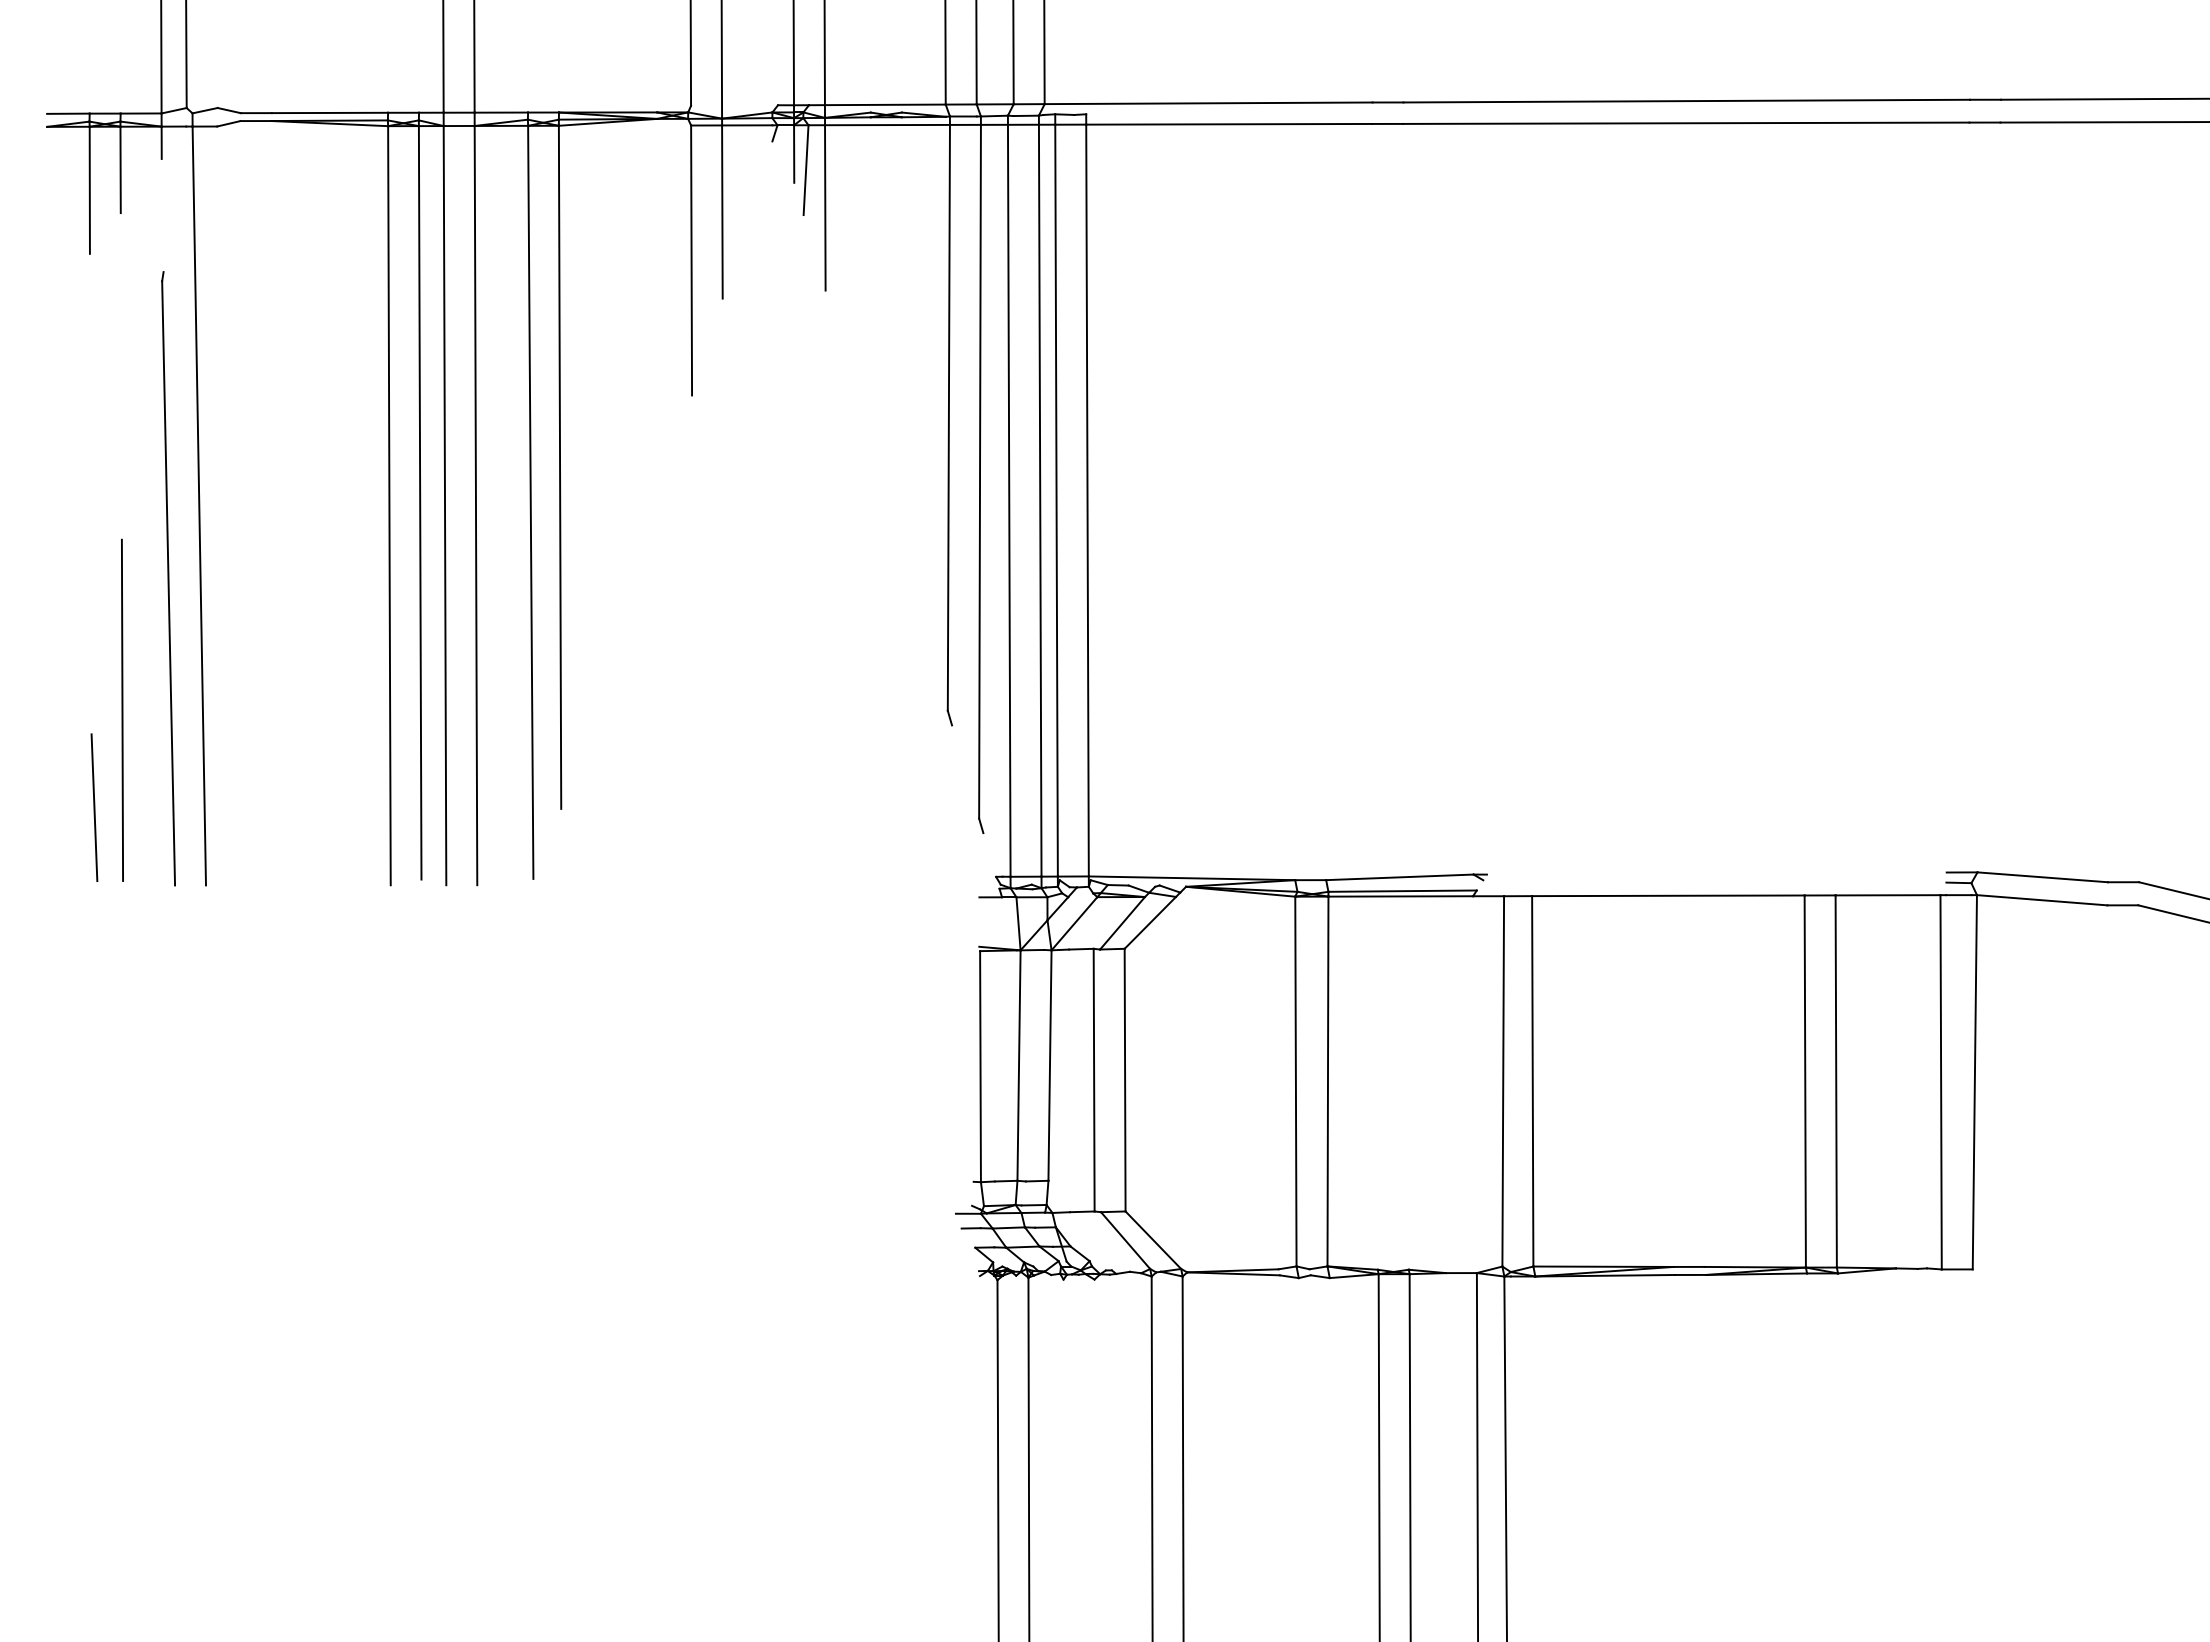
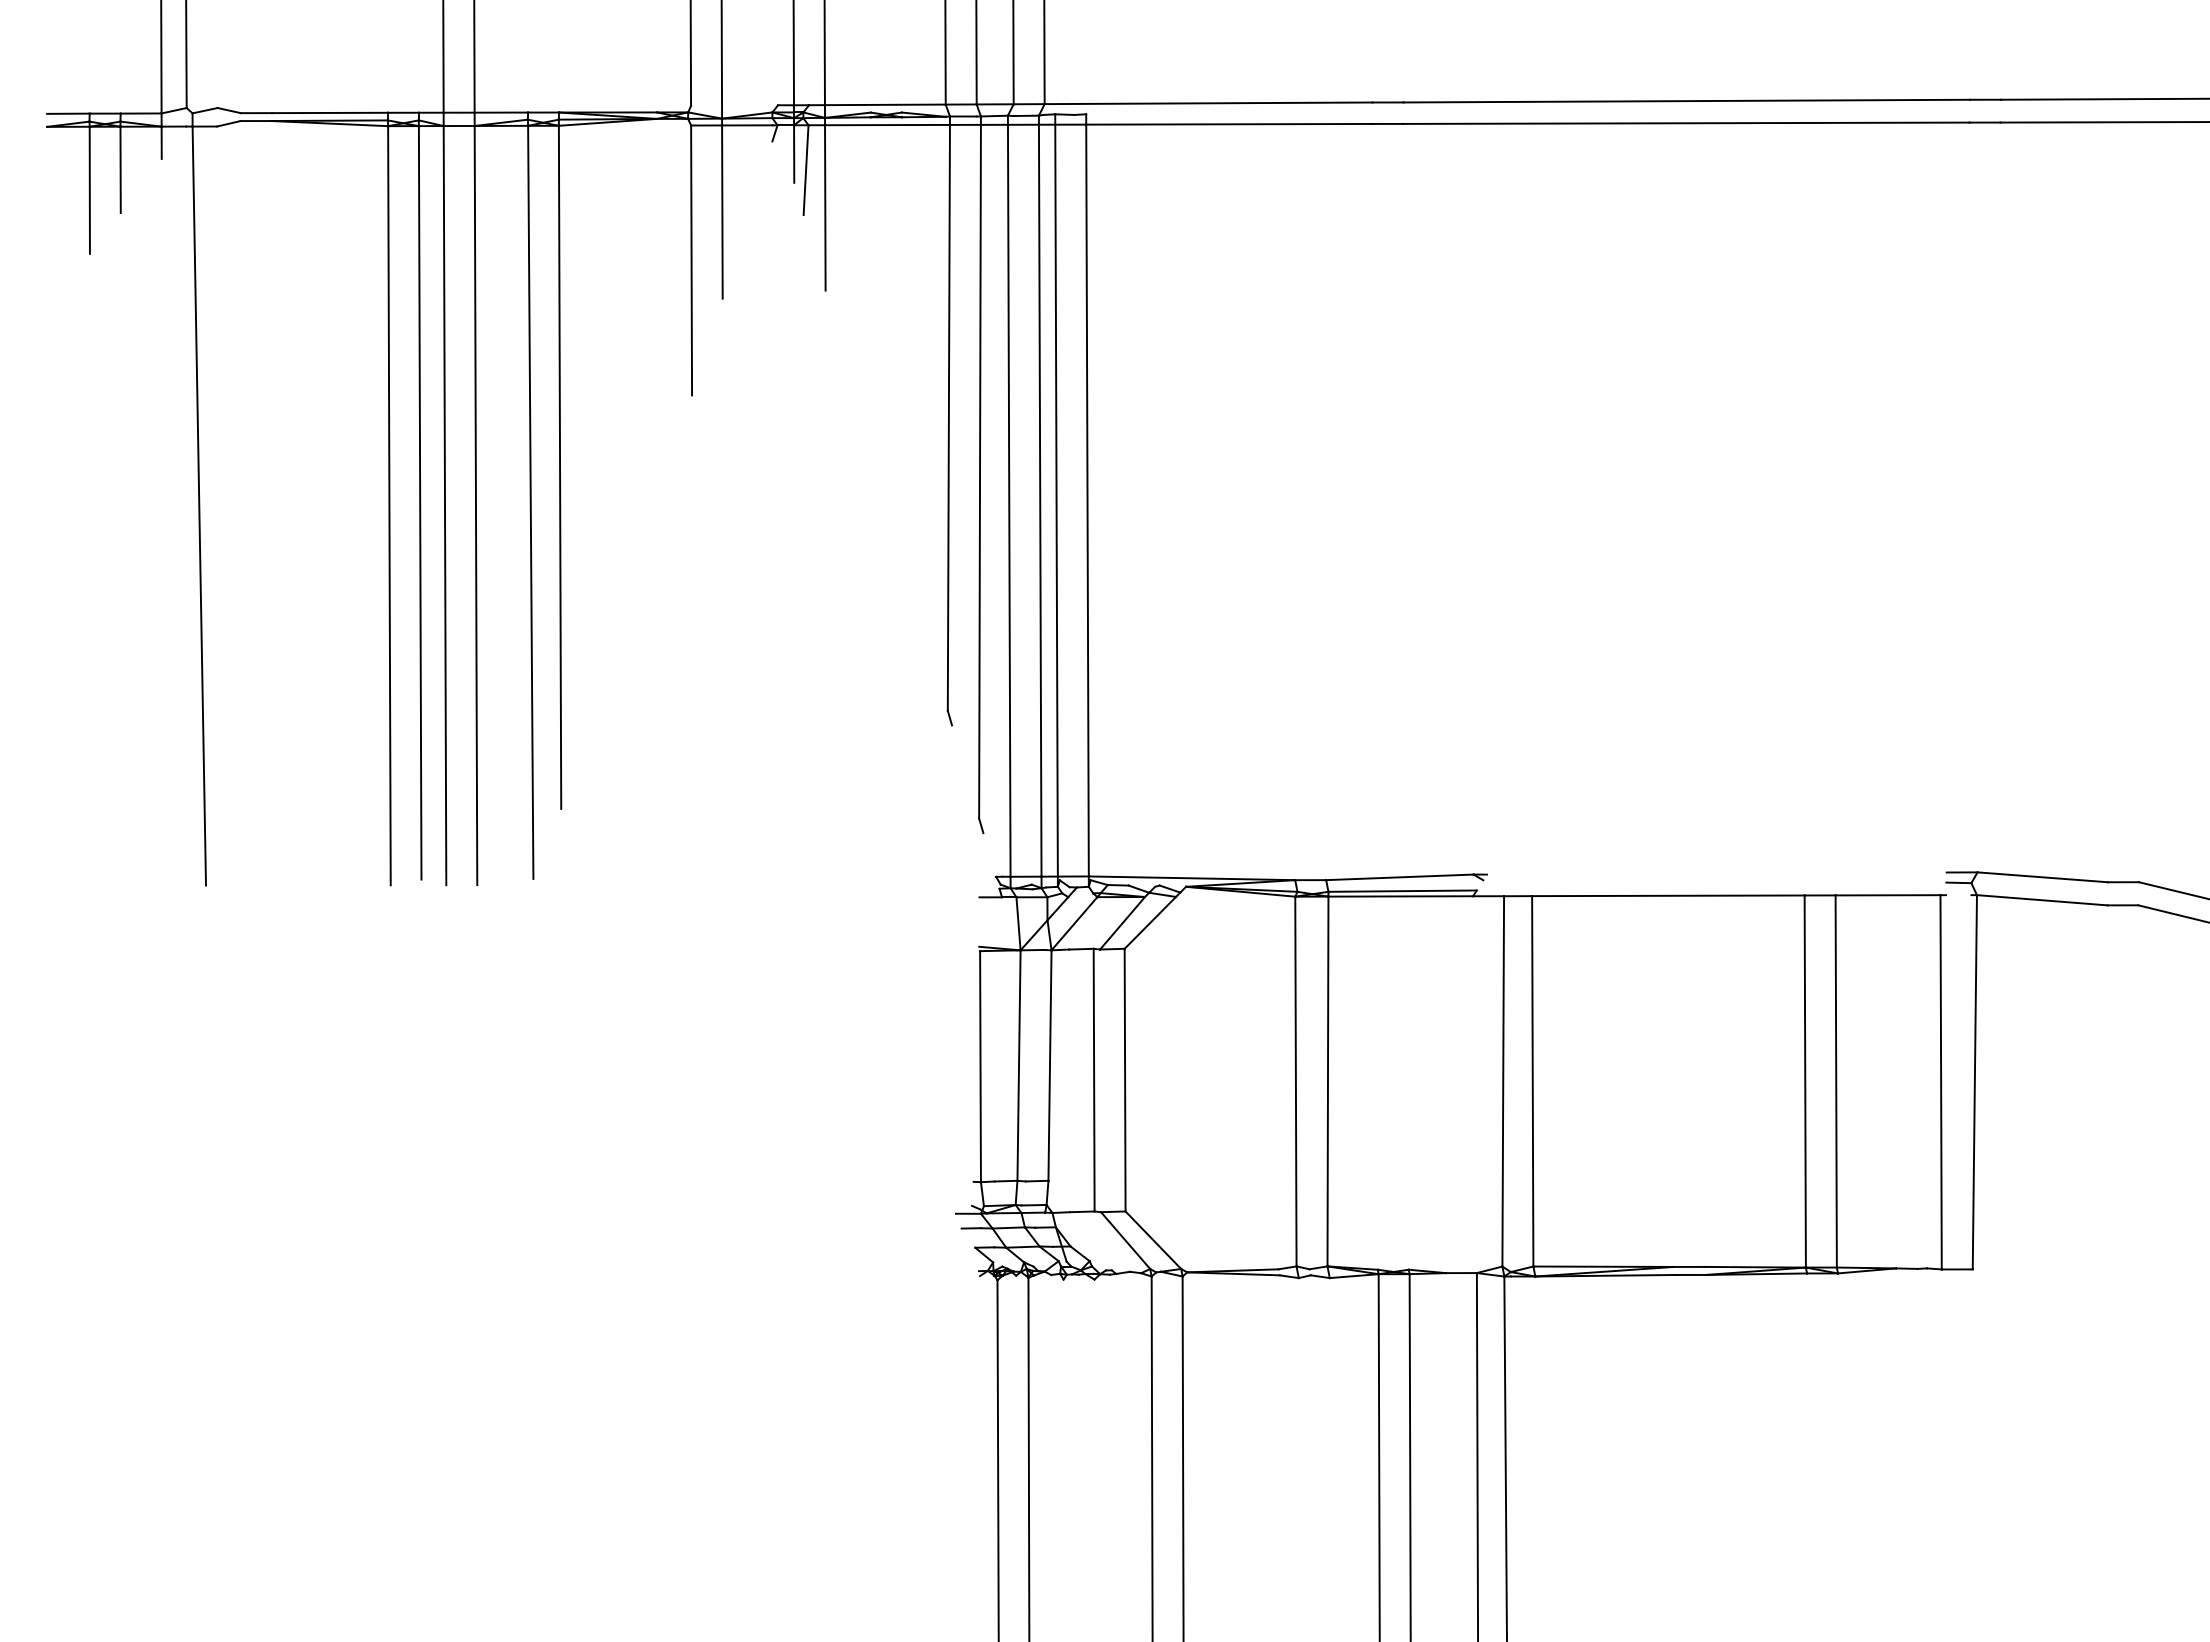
part: present -> none (168, 578)
line: present -> none (122, 709)
line: present -> none (94, 807)
line: present -> none (1958, 895)
